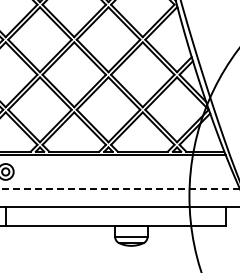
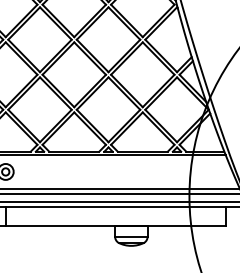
line: dashed -> solid (120, 188)
line: none -> present (119, 193)
line: none -> present (119, 202)
